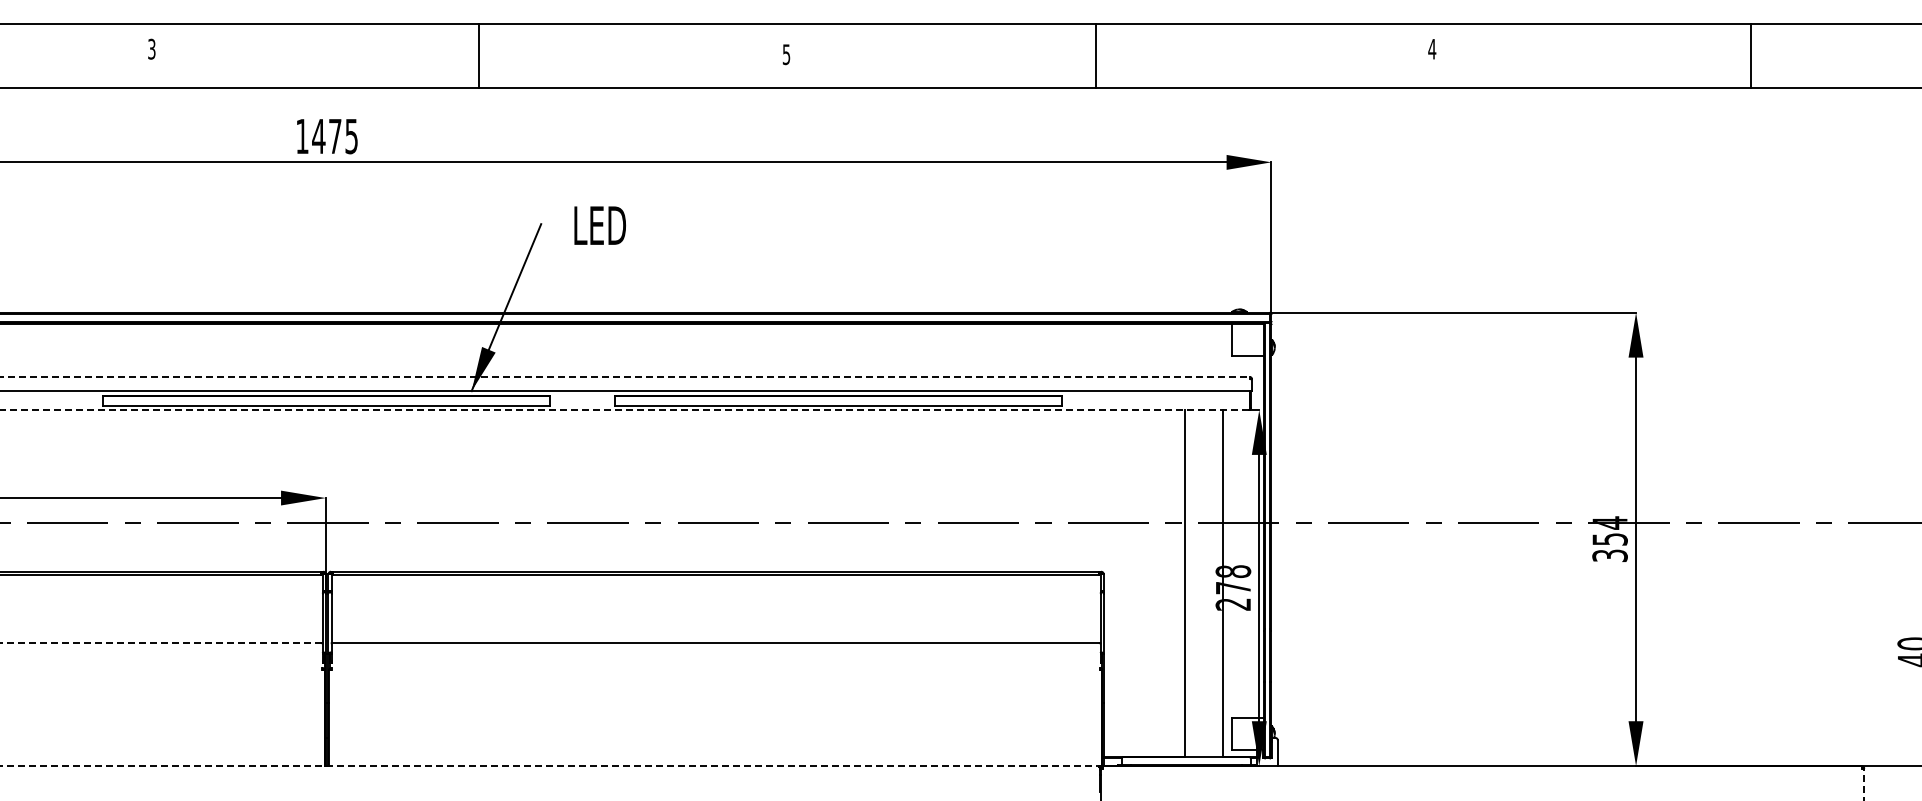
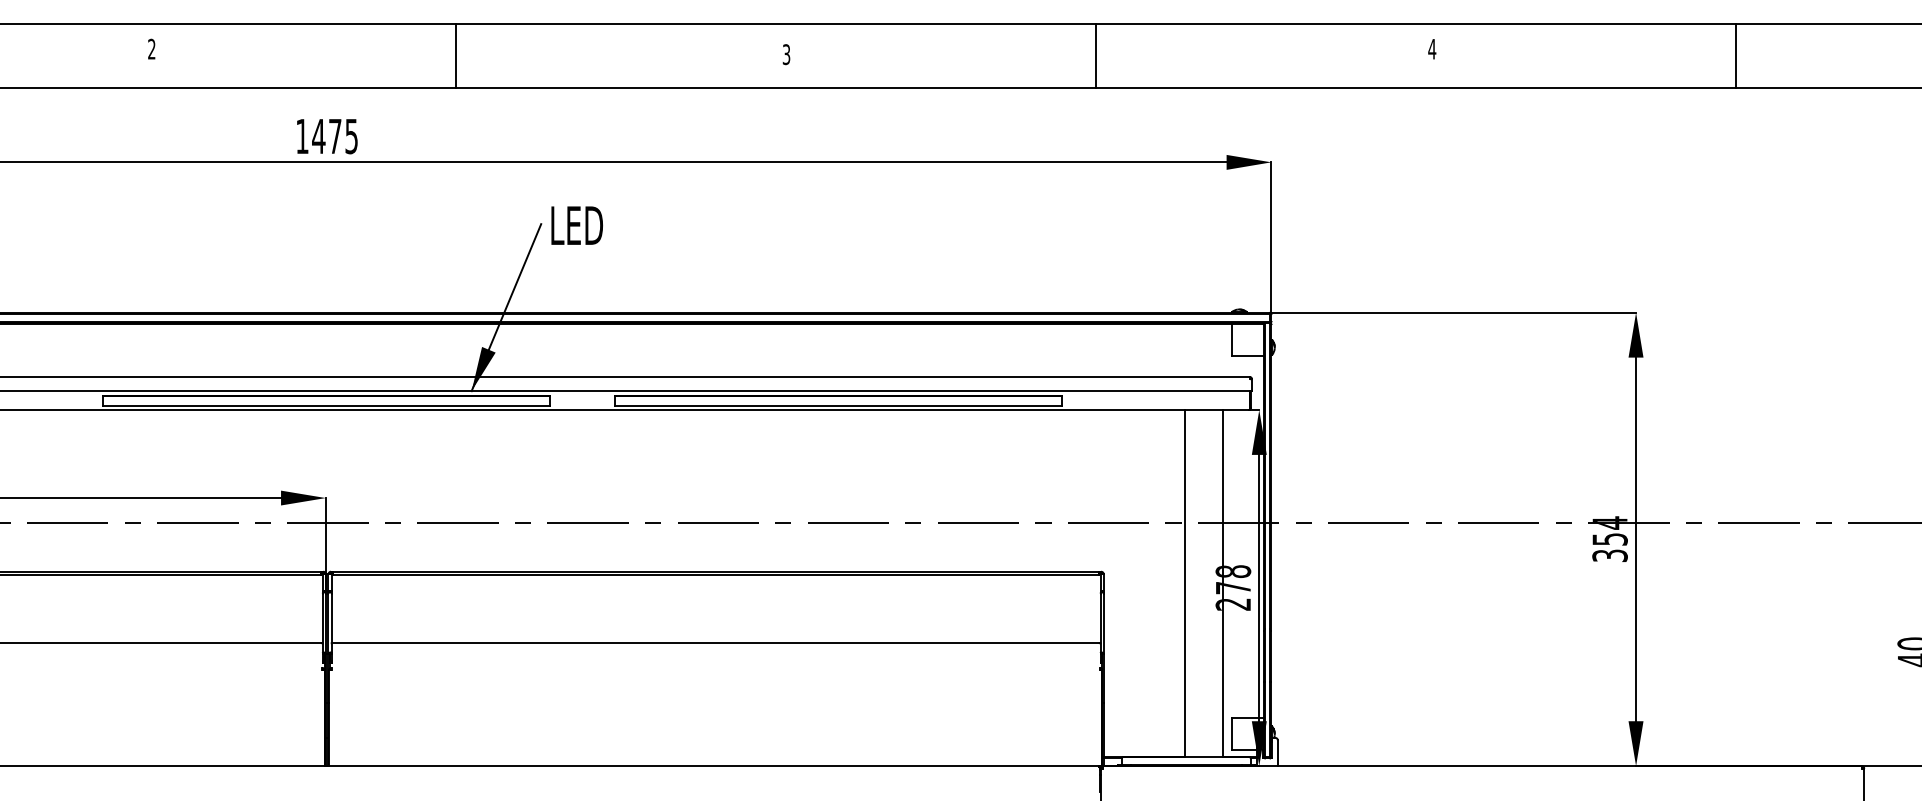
text: 3 -> 2 (151, 49)
text: 5 -> 3 (786, 54)
line position: (478, 56) -> (455, 56) (455, 56)
line position: (1751, 56) -> (1736, 56) (1736, 56)
text position: (599, 225) -> (576, 225) (576, 225)
line: dashed -> solid (625, 377)
line: dashed -> solid (624, 410)
line: dashed -> solid (161, 642)
line: dashed -> solid (550, 766)
line: dashed -> solid (1864, 784)
